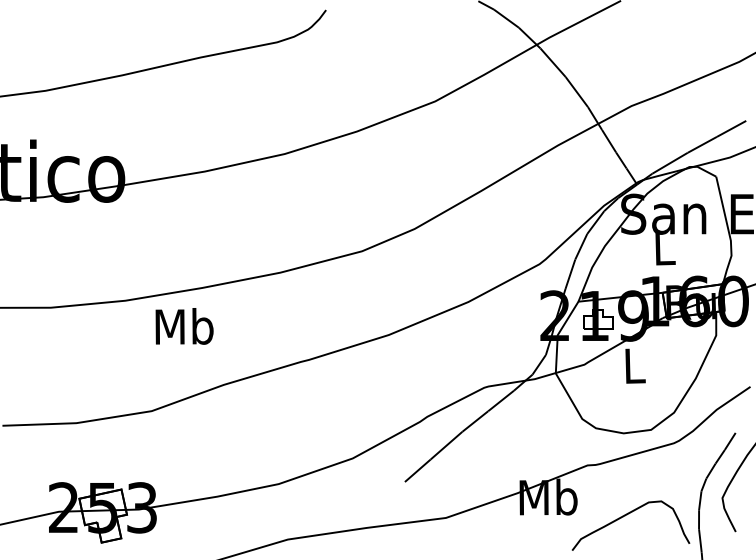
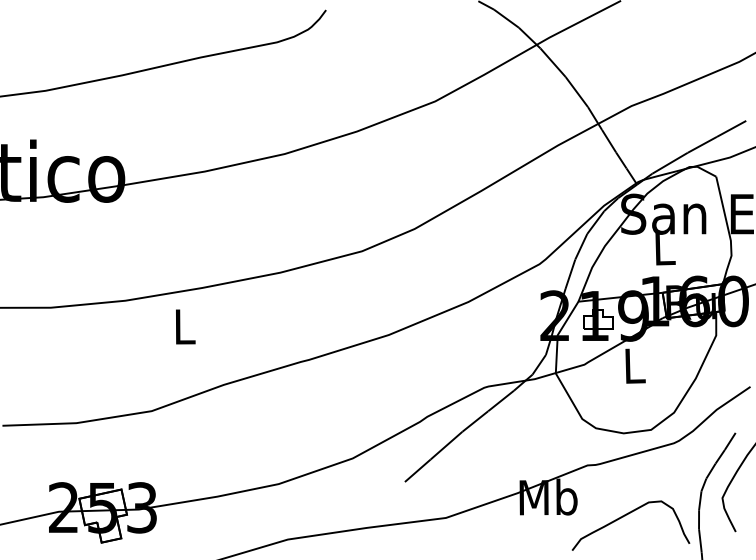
text: Mb -> L (184, 326)
